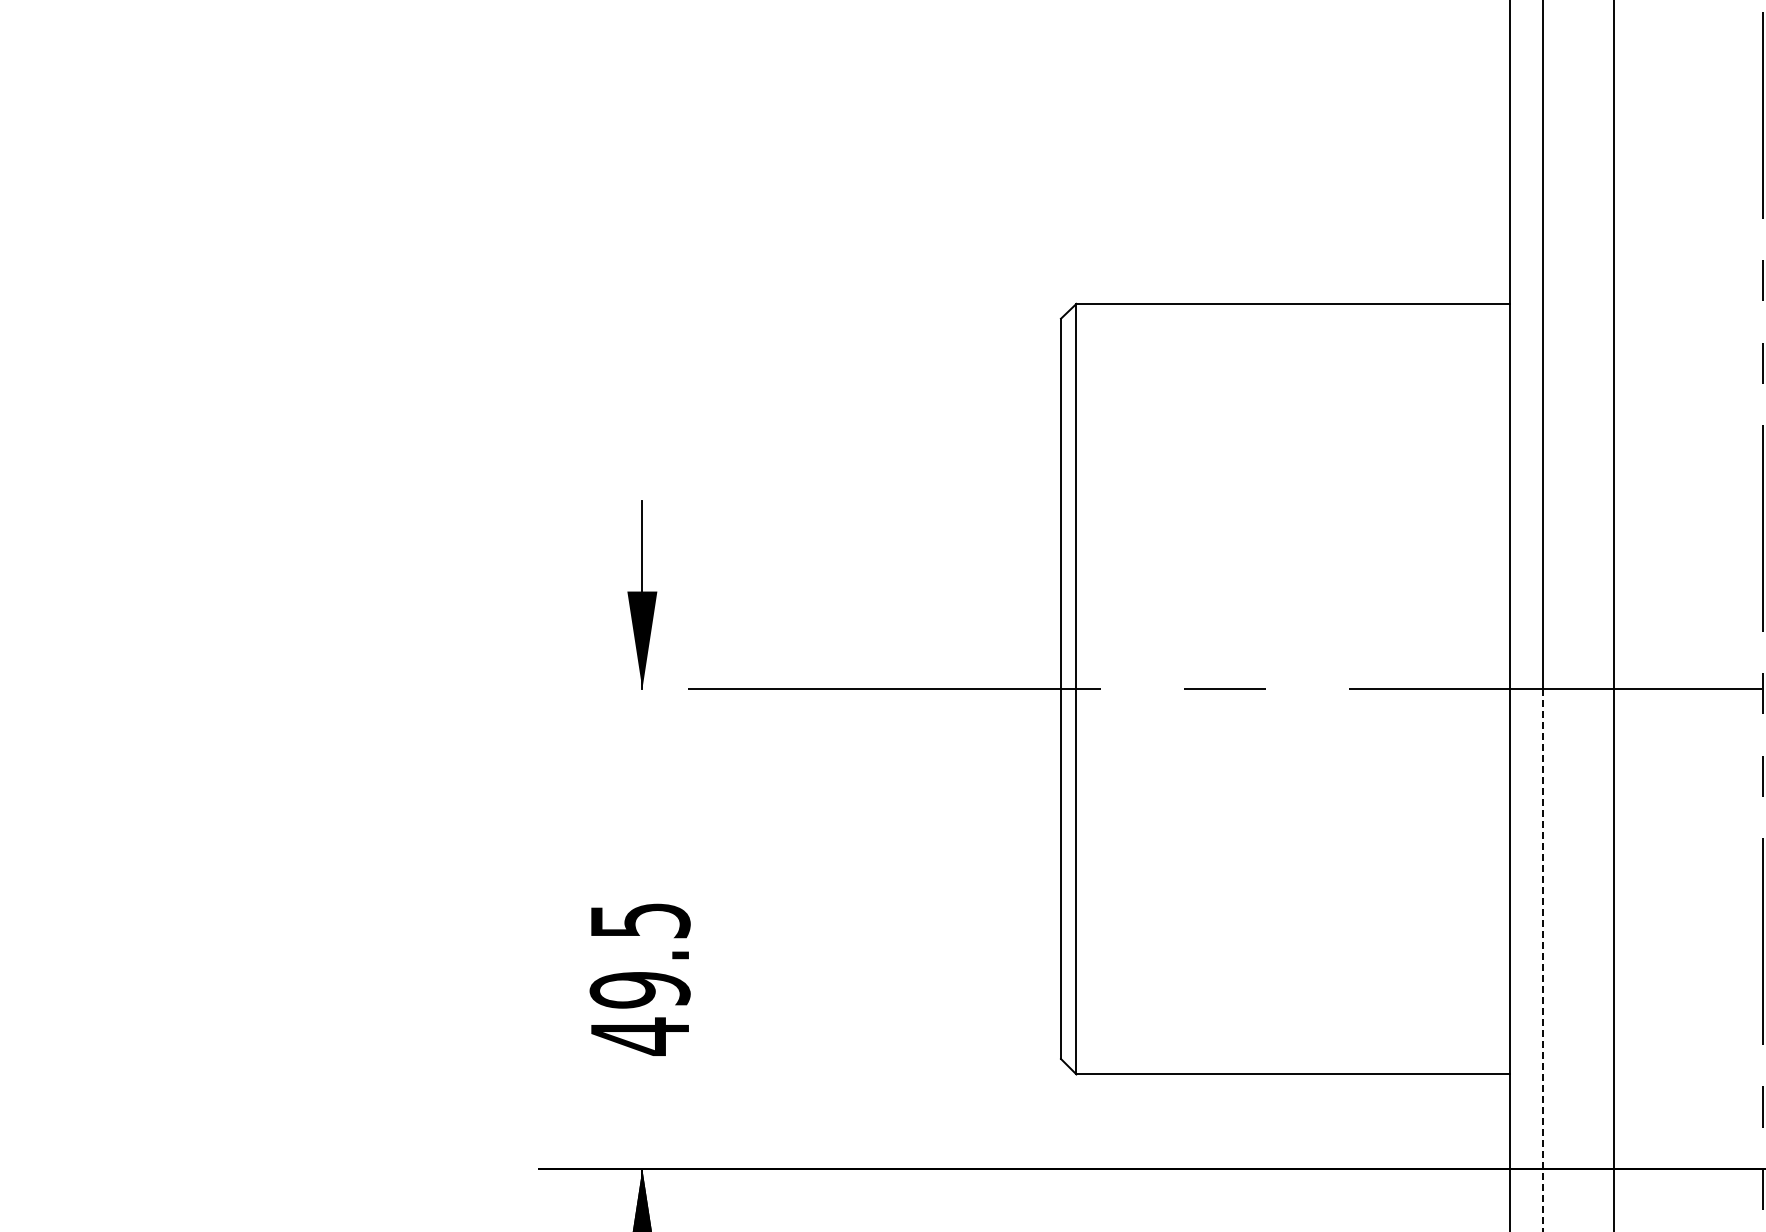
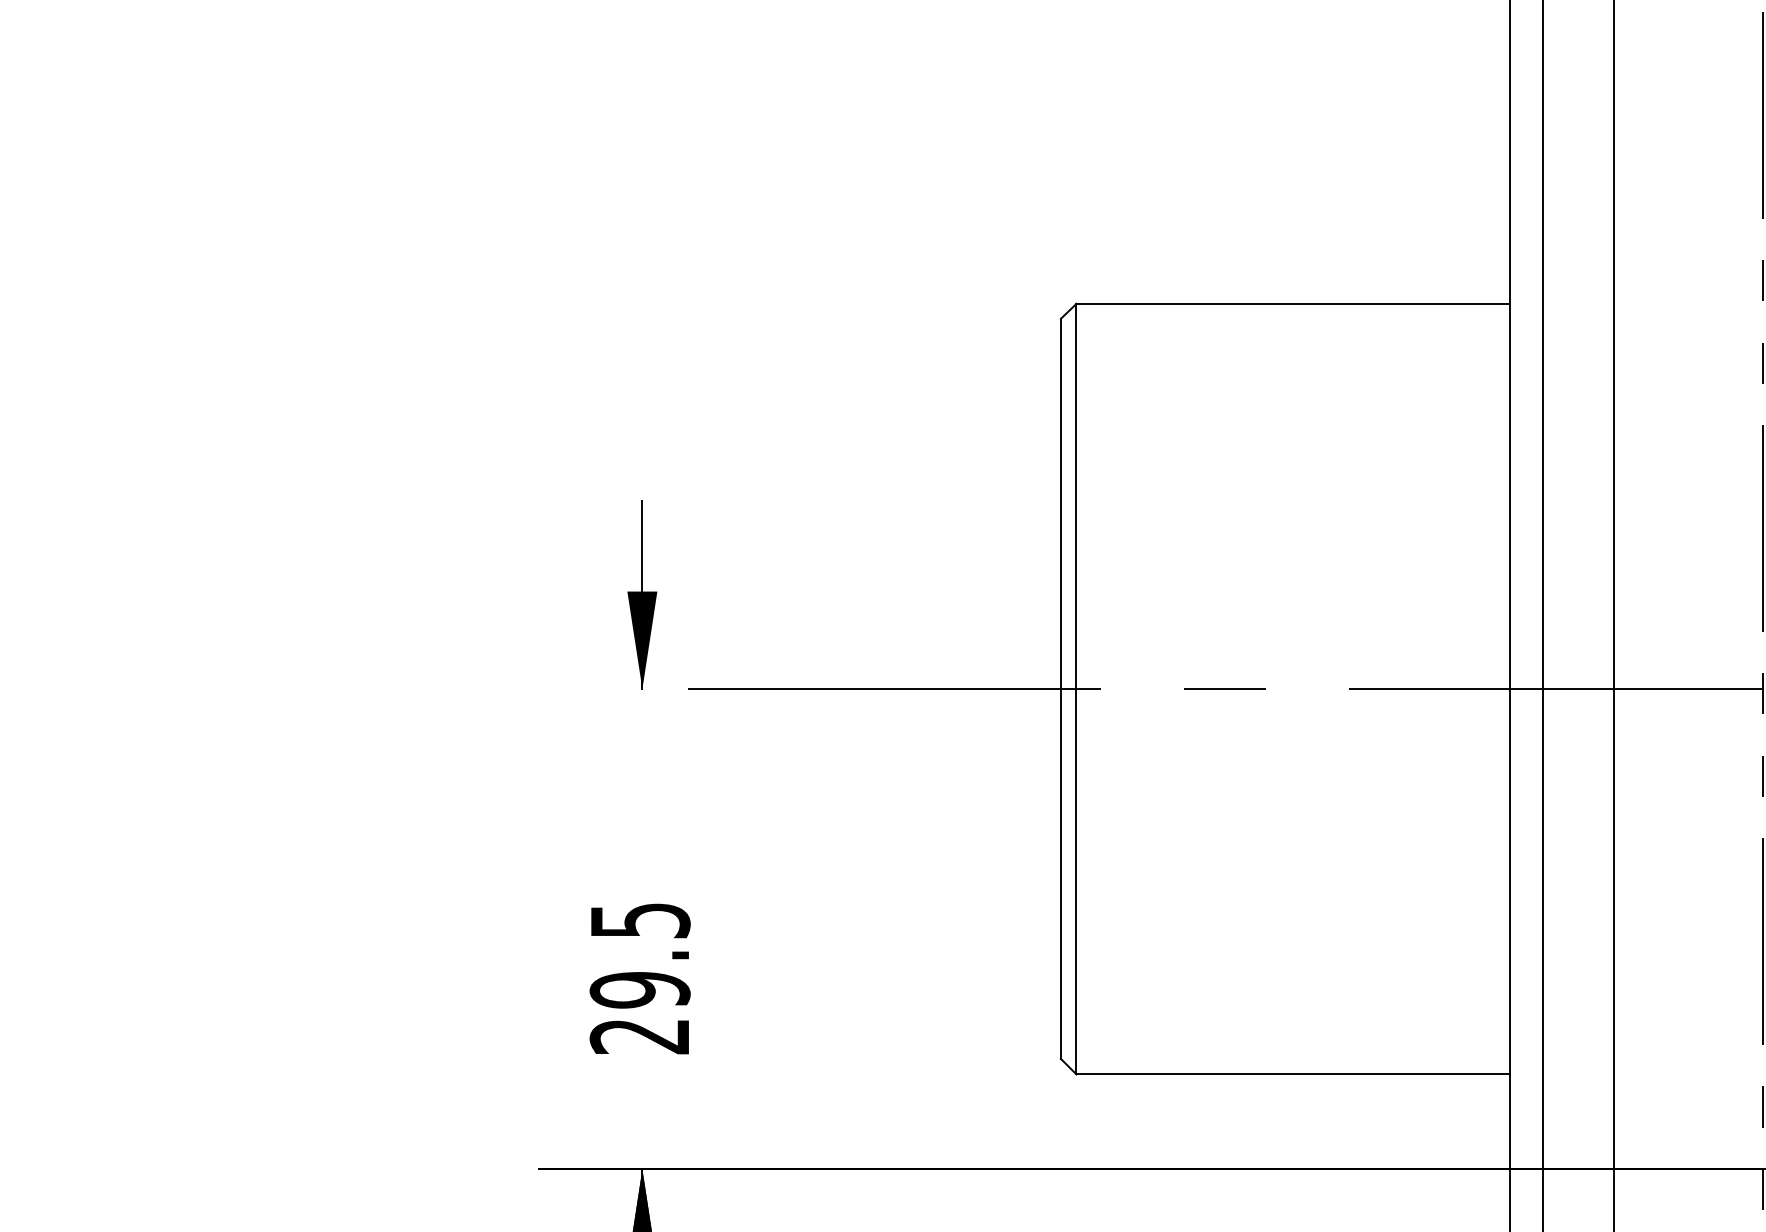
line: dashed -> solid (1543, 960)
text: 49.5 -> 29.5 (638, 1036)
